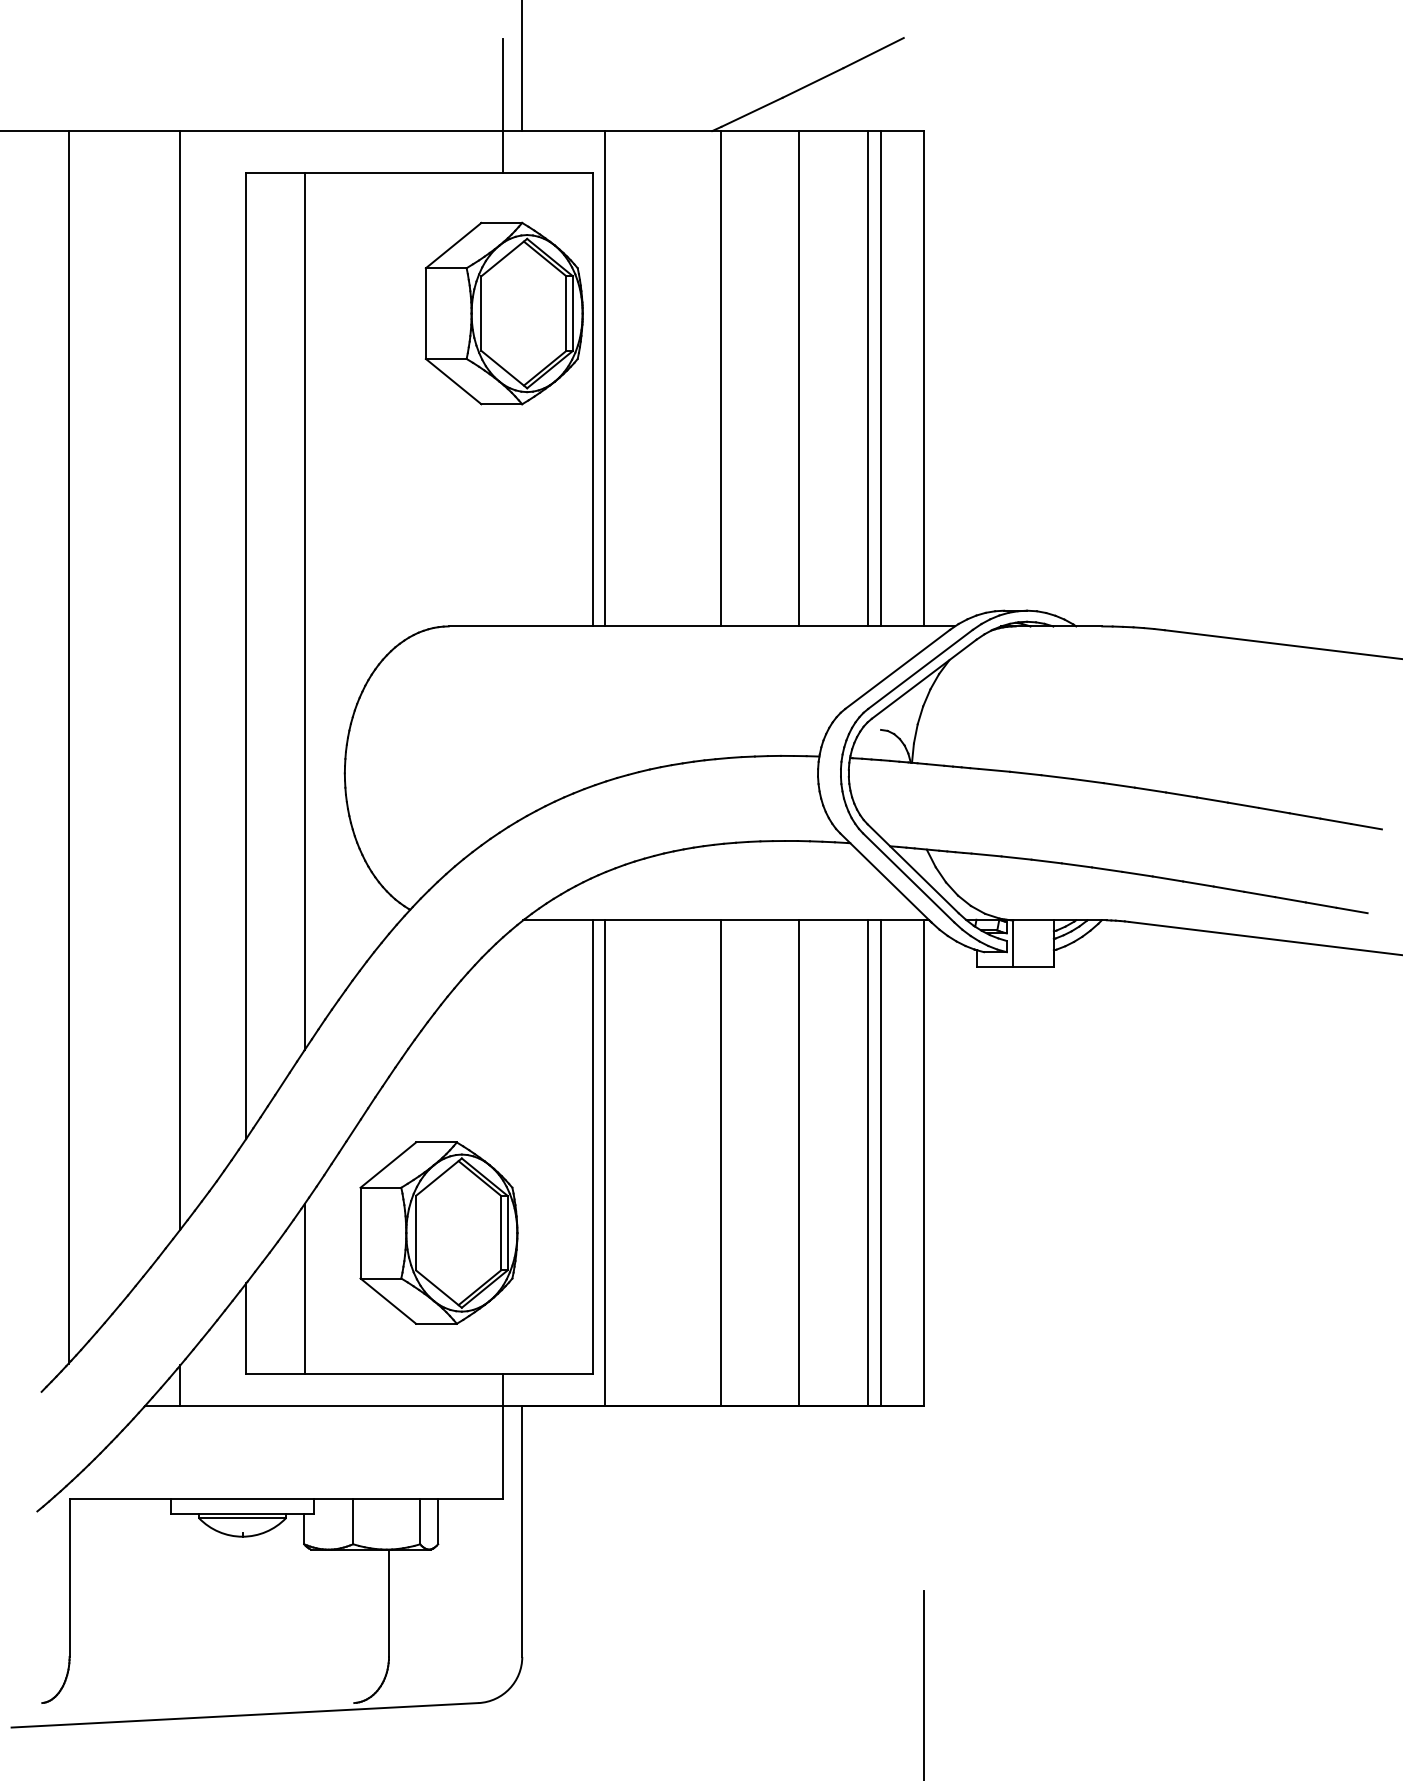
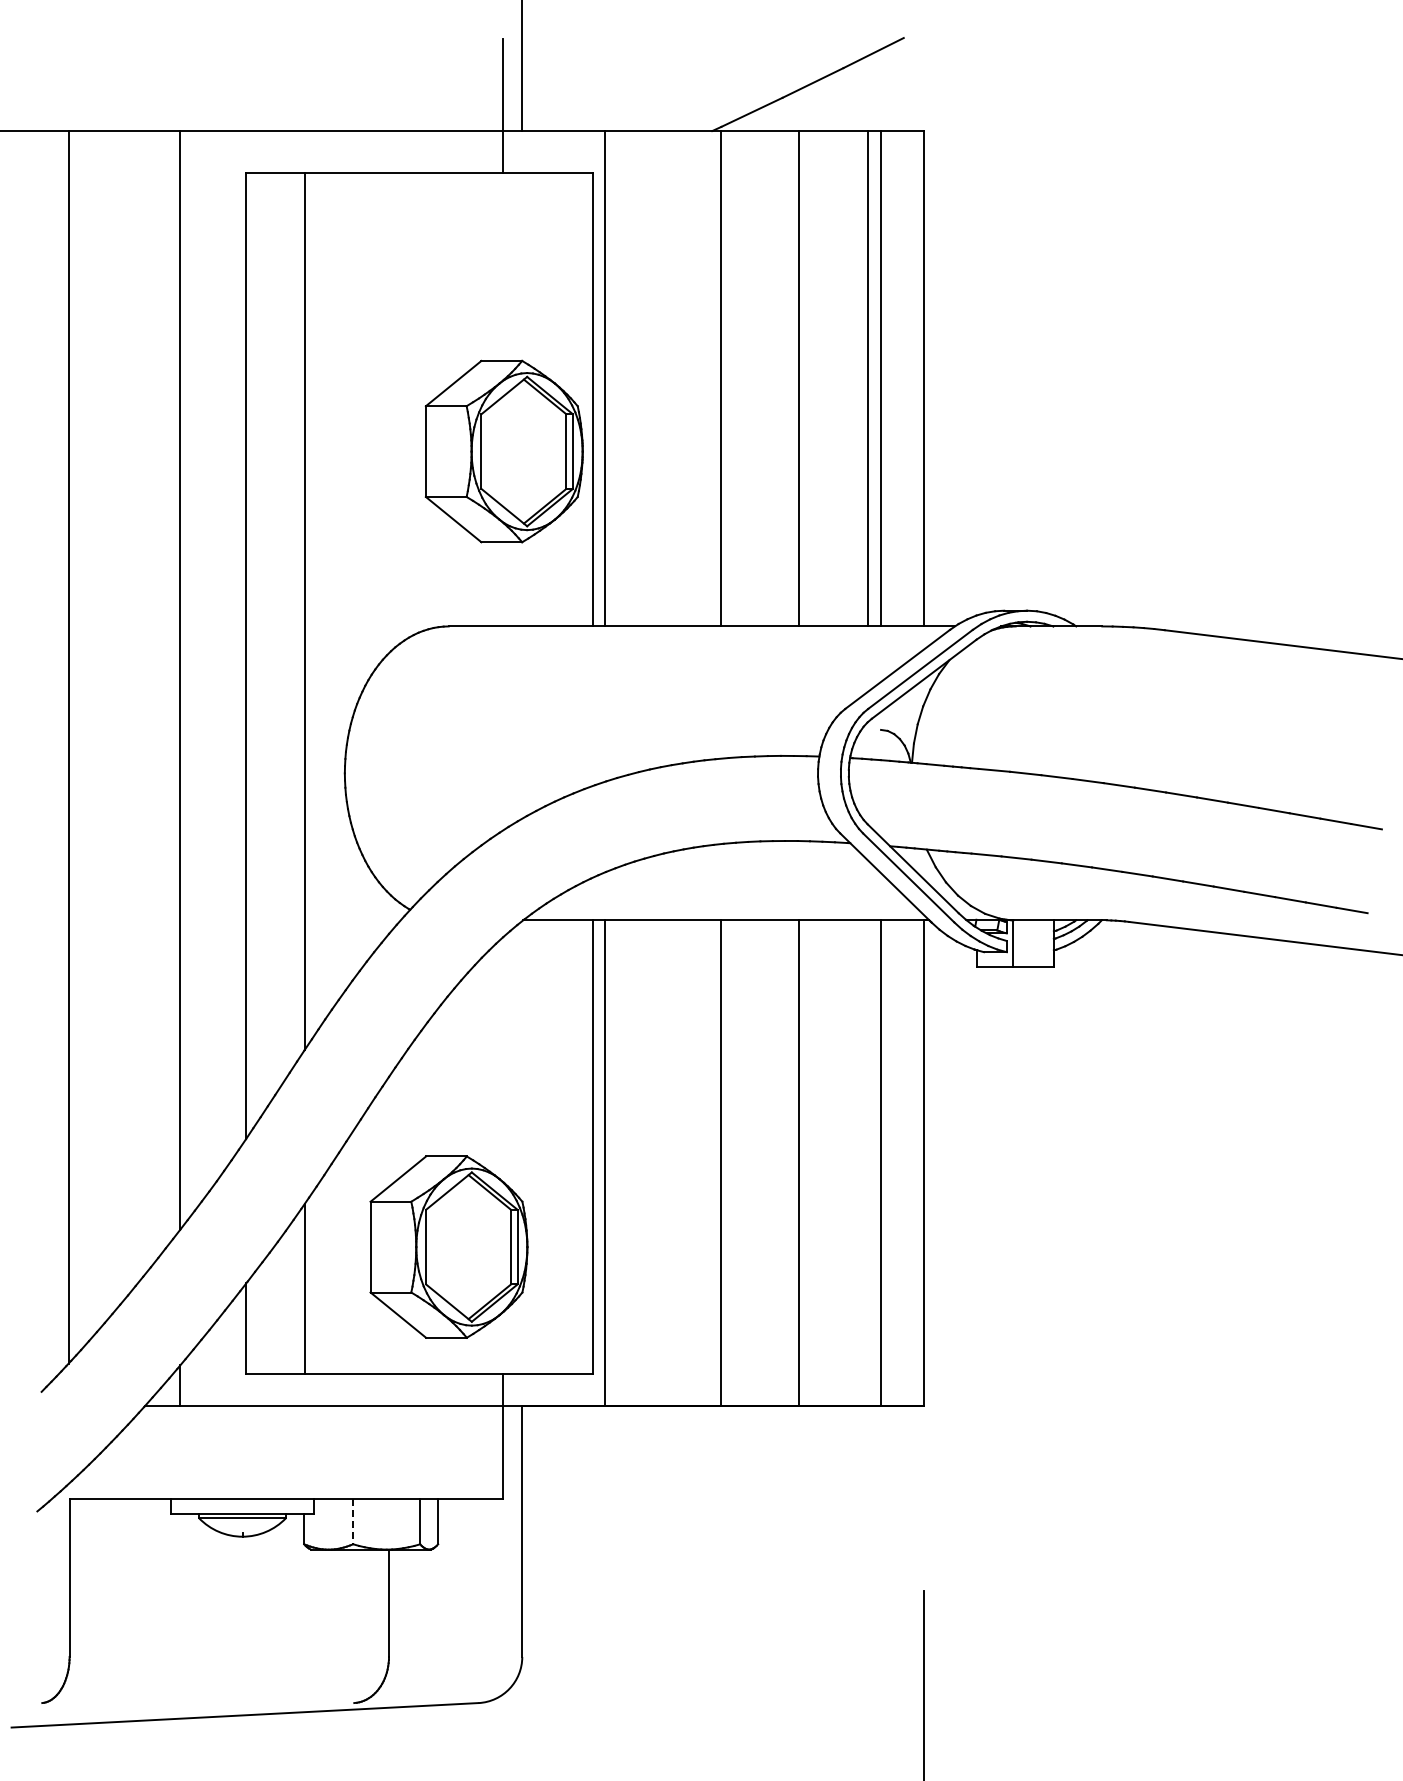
part position: (503, 313) -> (503, 451) (503, 451)
line: present -> none (867, 1163)
part position: (438, 1232) -> (448, 1246) (448, 1246)
line: solid -> dashed (353, 1521)
